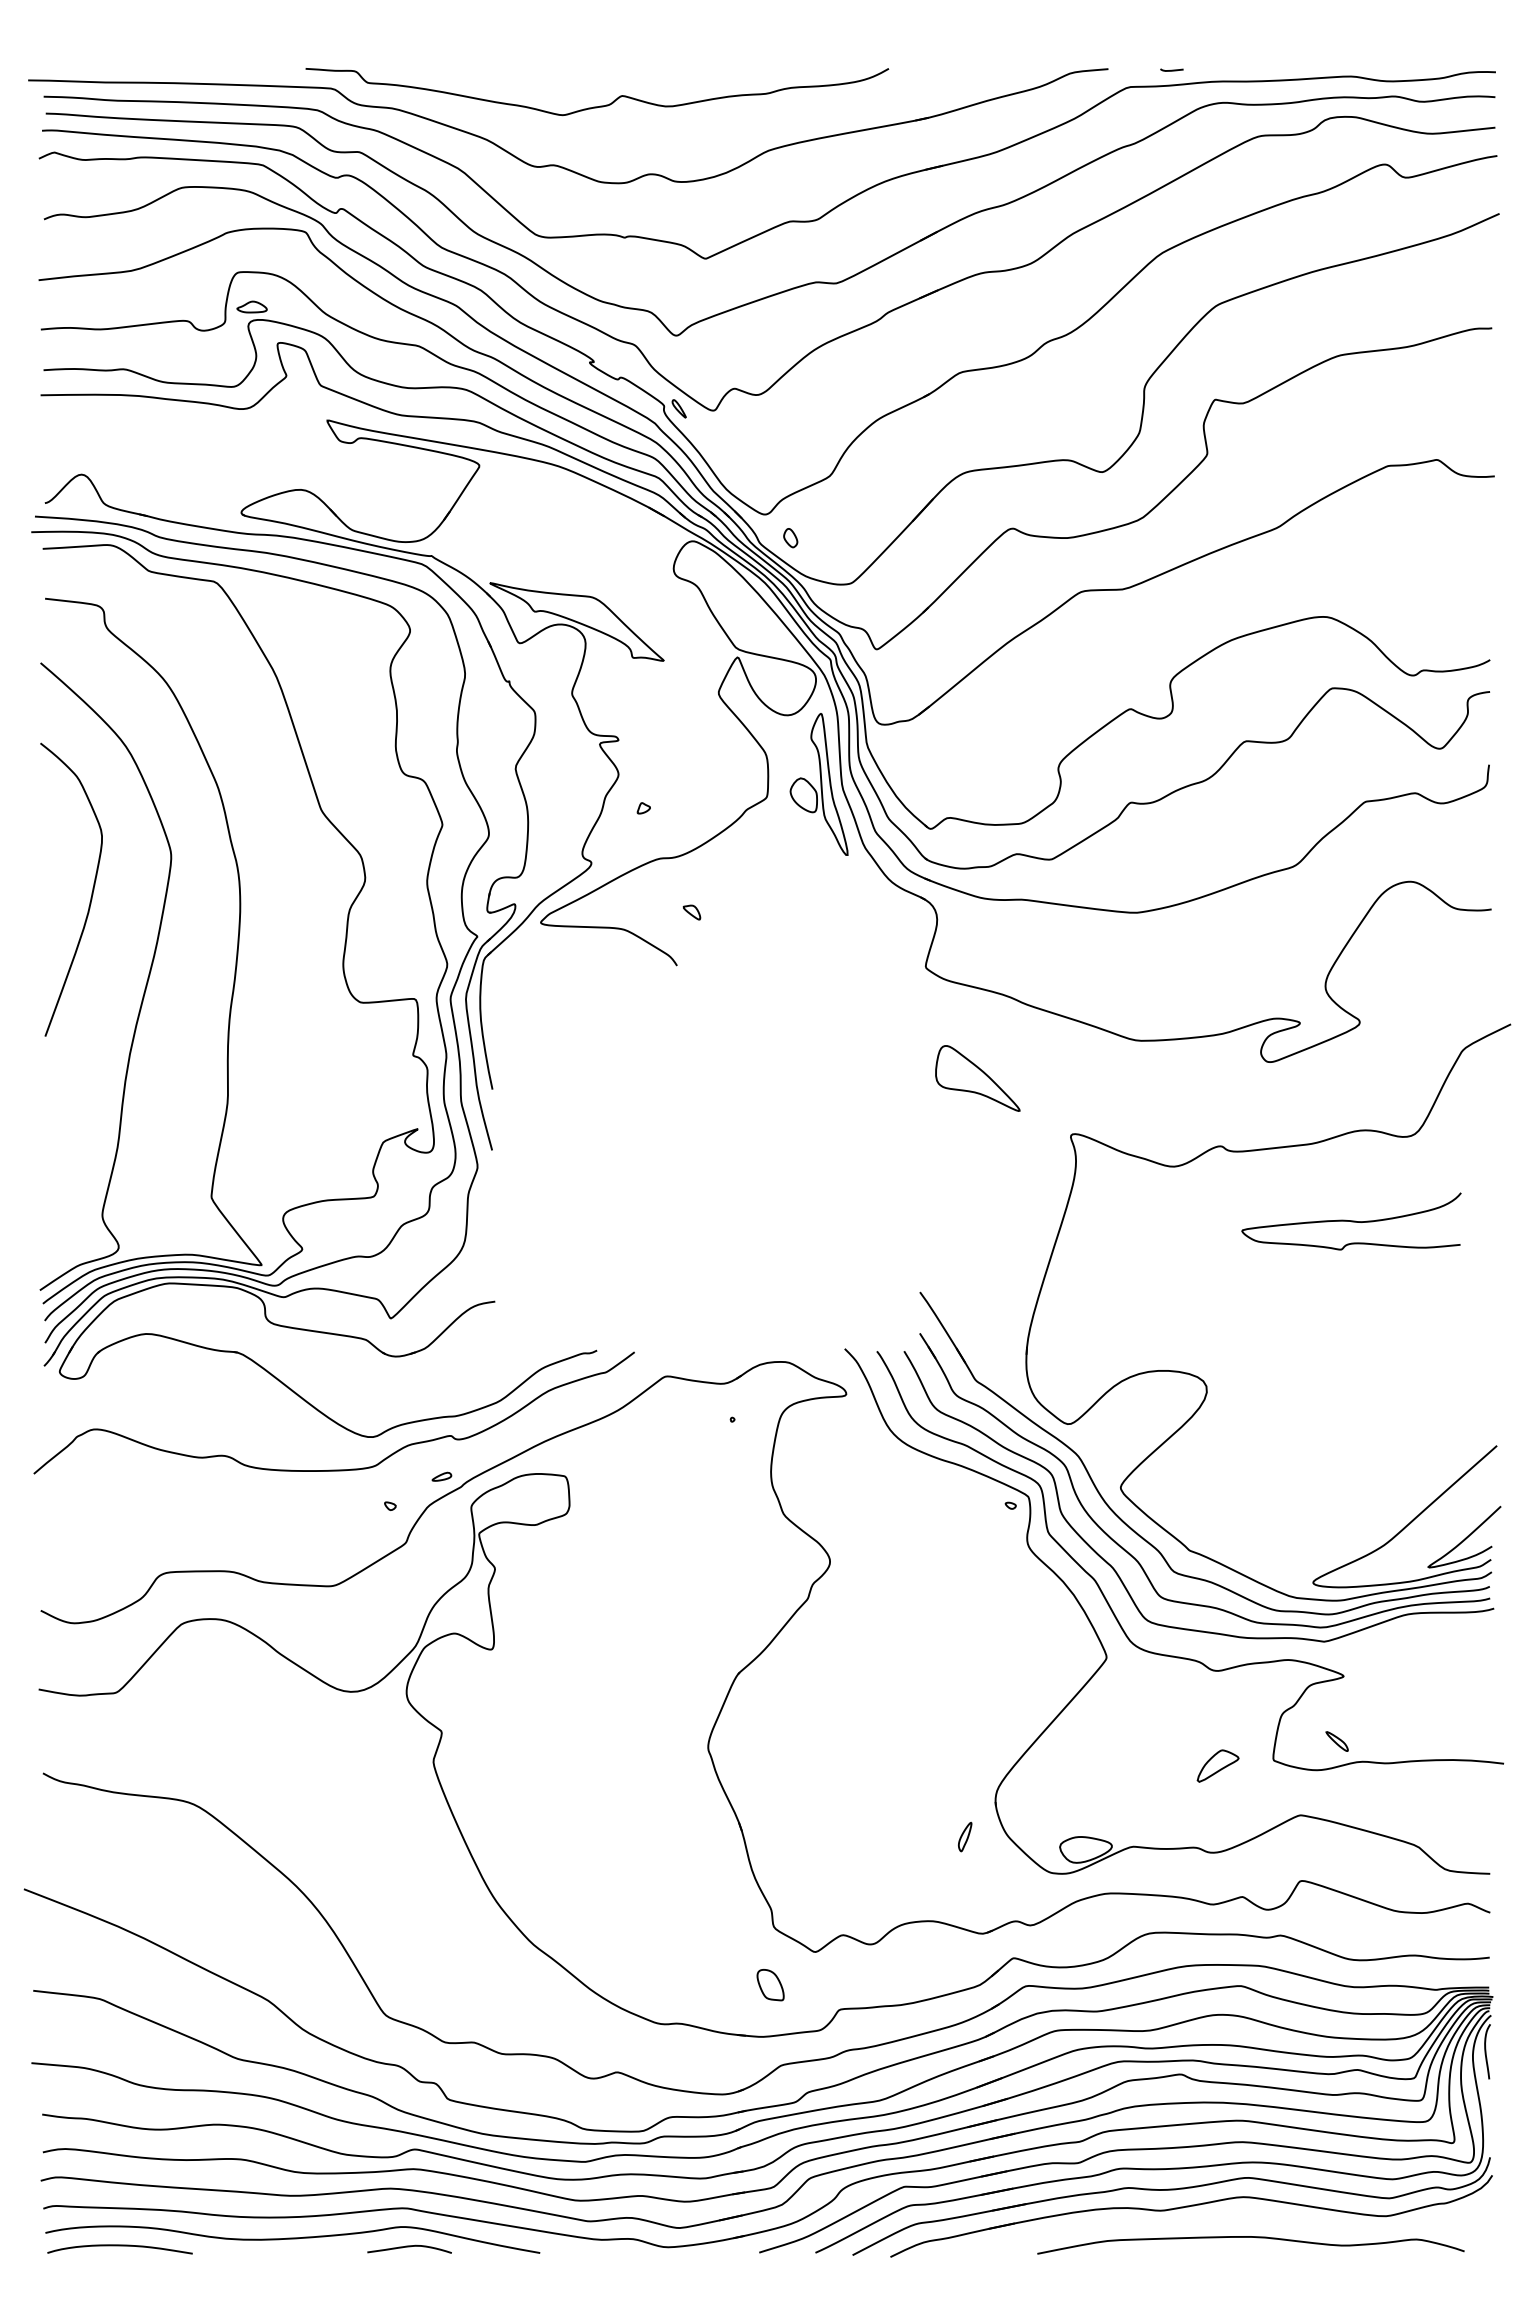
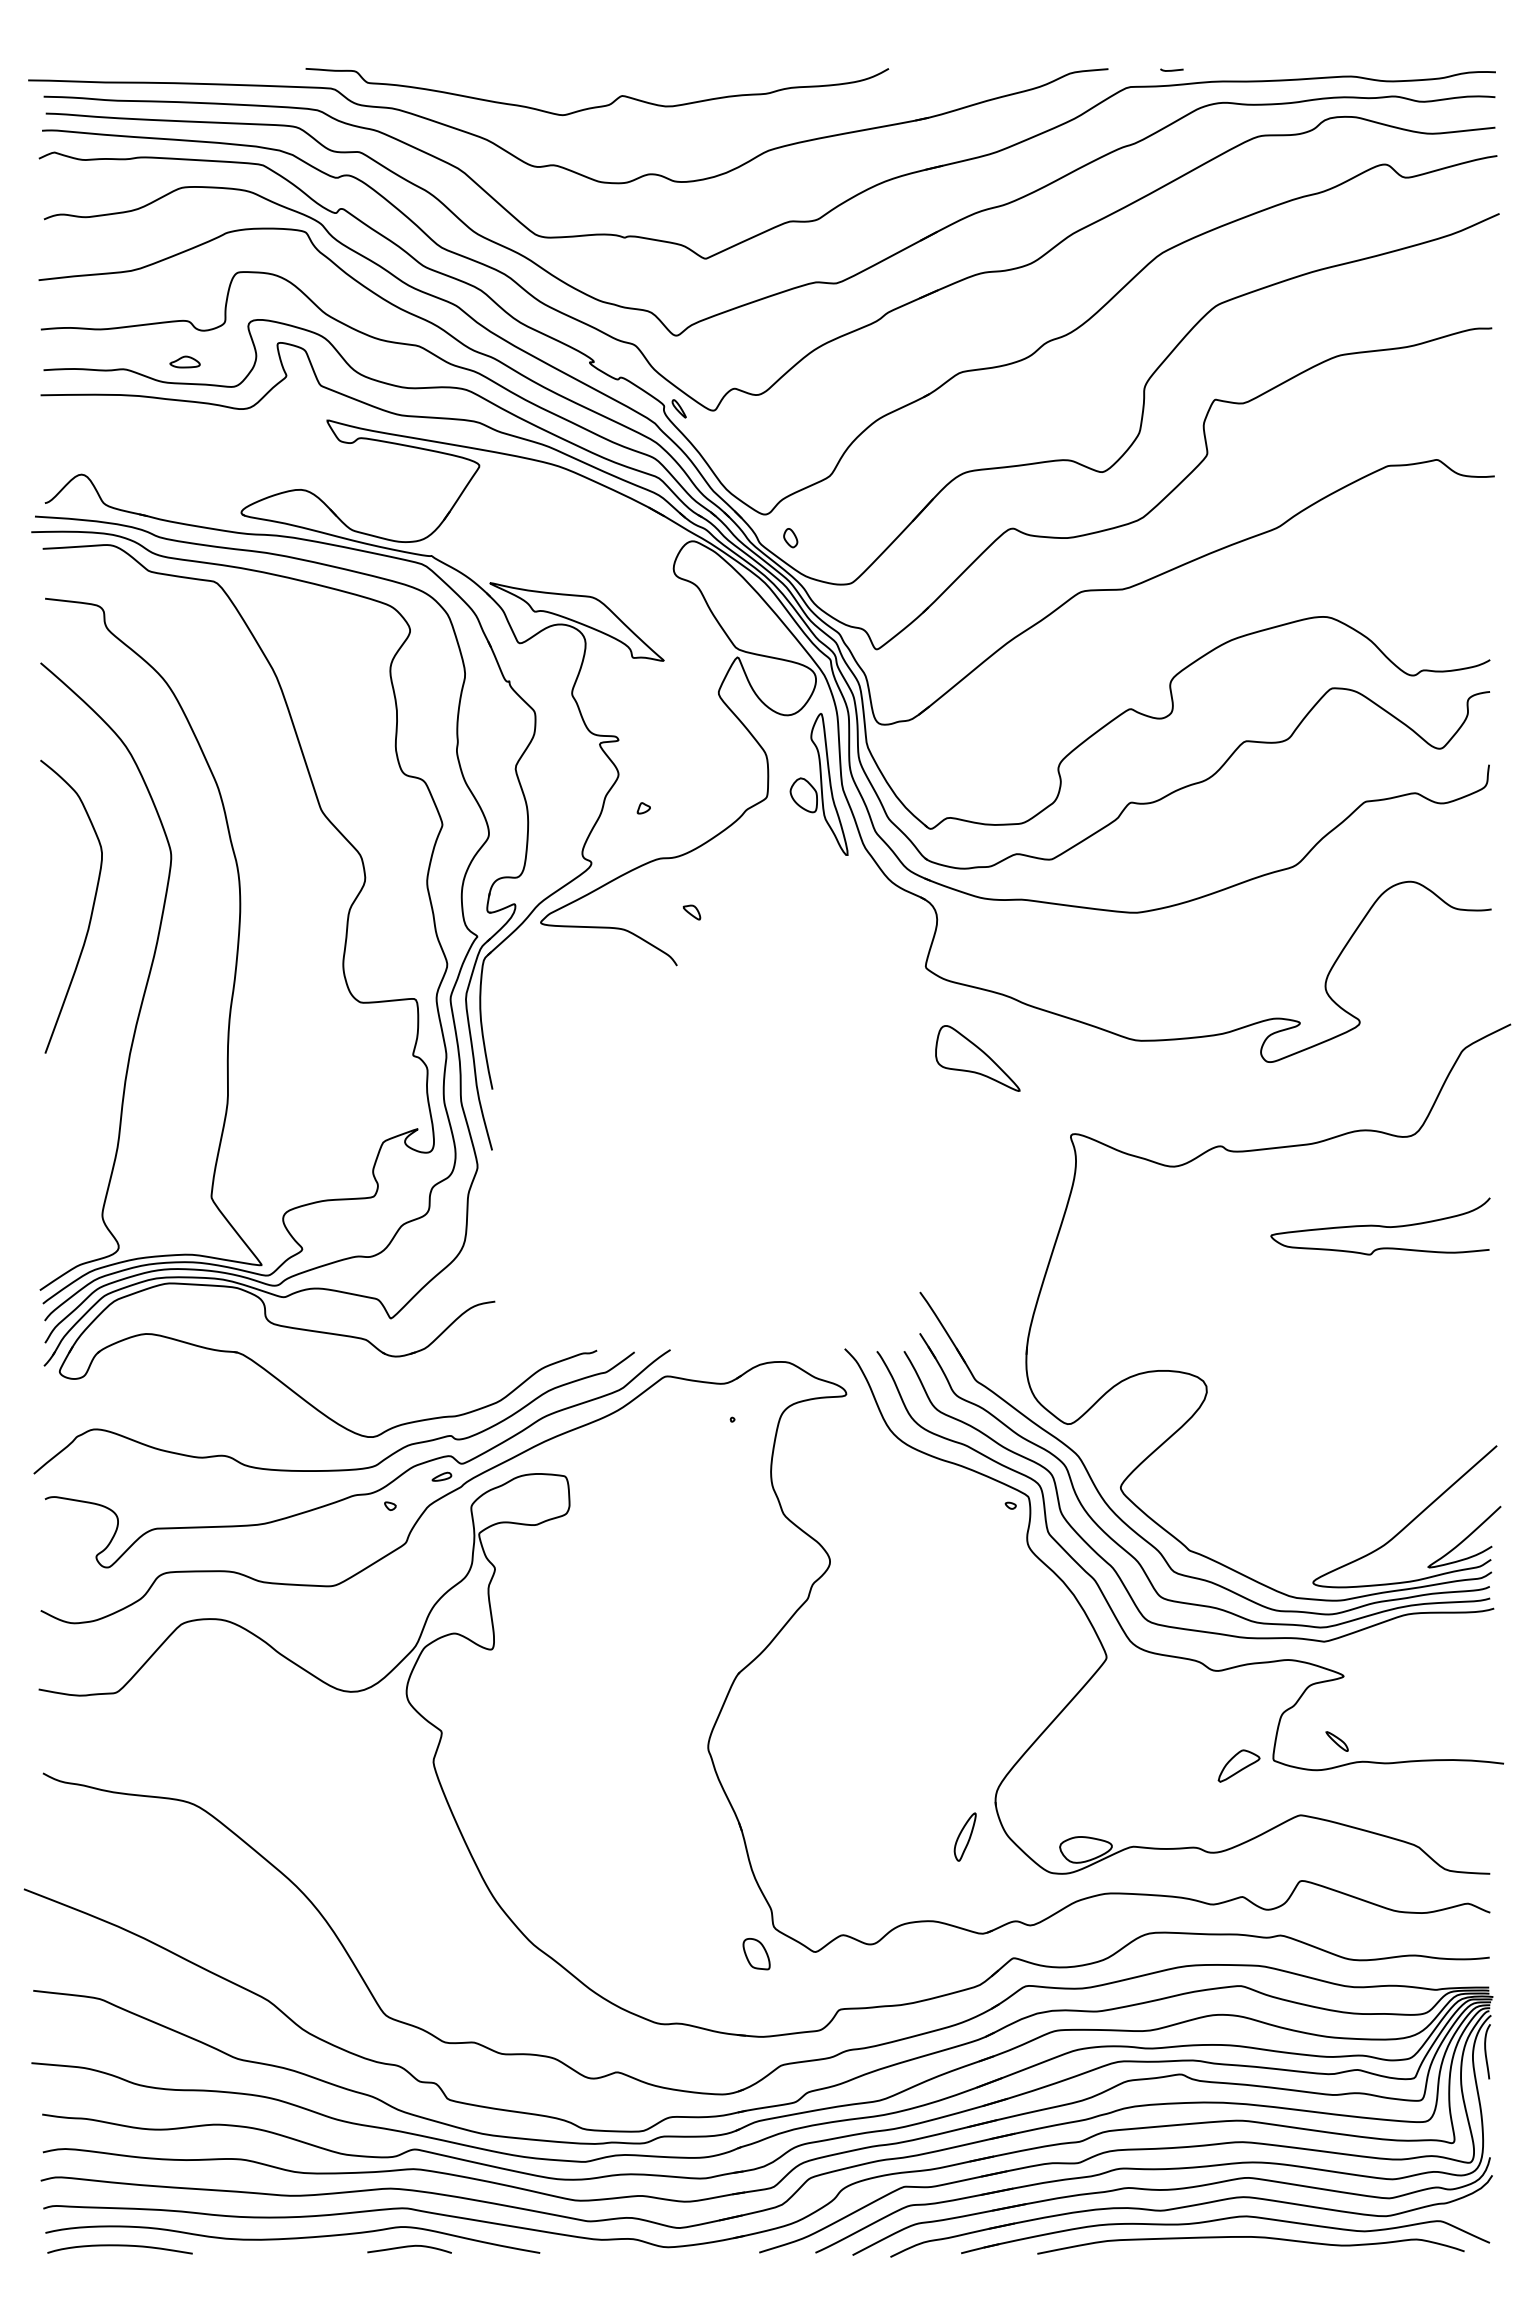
part position: (251, 306) -> (184, 361) (184, 361)
curve position: (91, 892) -> (91, 909) (91, 909)
part position: (977, 1078) -> (977, 1058) (977, 1058)
curve position: (1351, 1221) -> (1380, 1226) (1380, 1226)
curve: none -> present (360, 1493)
part position: (1217, 1765) -> (1238, 1765) (1238, 1765)
part size: 15x32 px -> 24x50 px (964, 1836)
part position: (770, 1985) -> (756, 1954) (756, 1954)
part: none -> present (1222, 2220)
